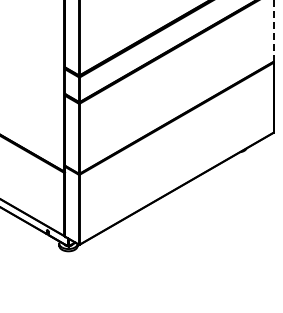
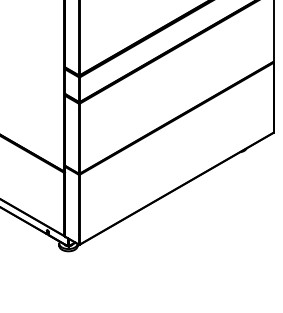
line: dashed -> solid (273, 30)
